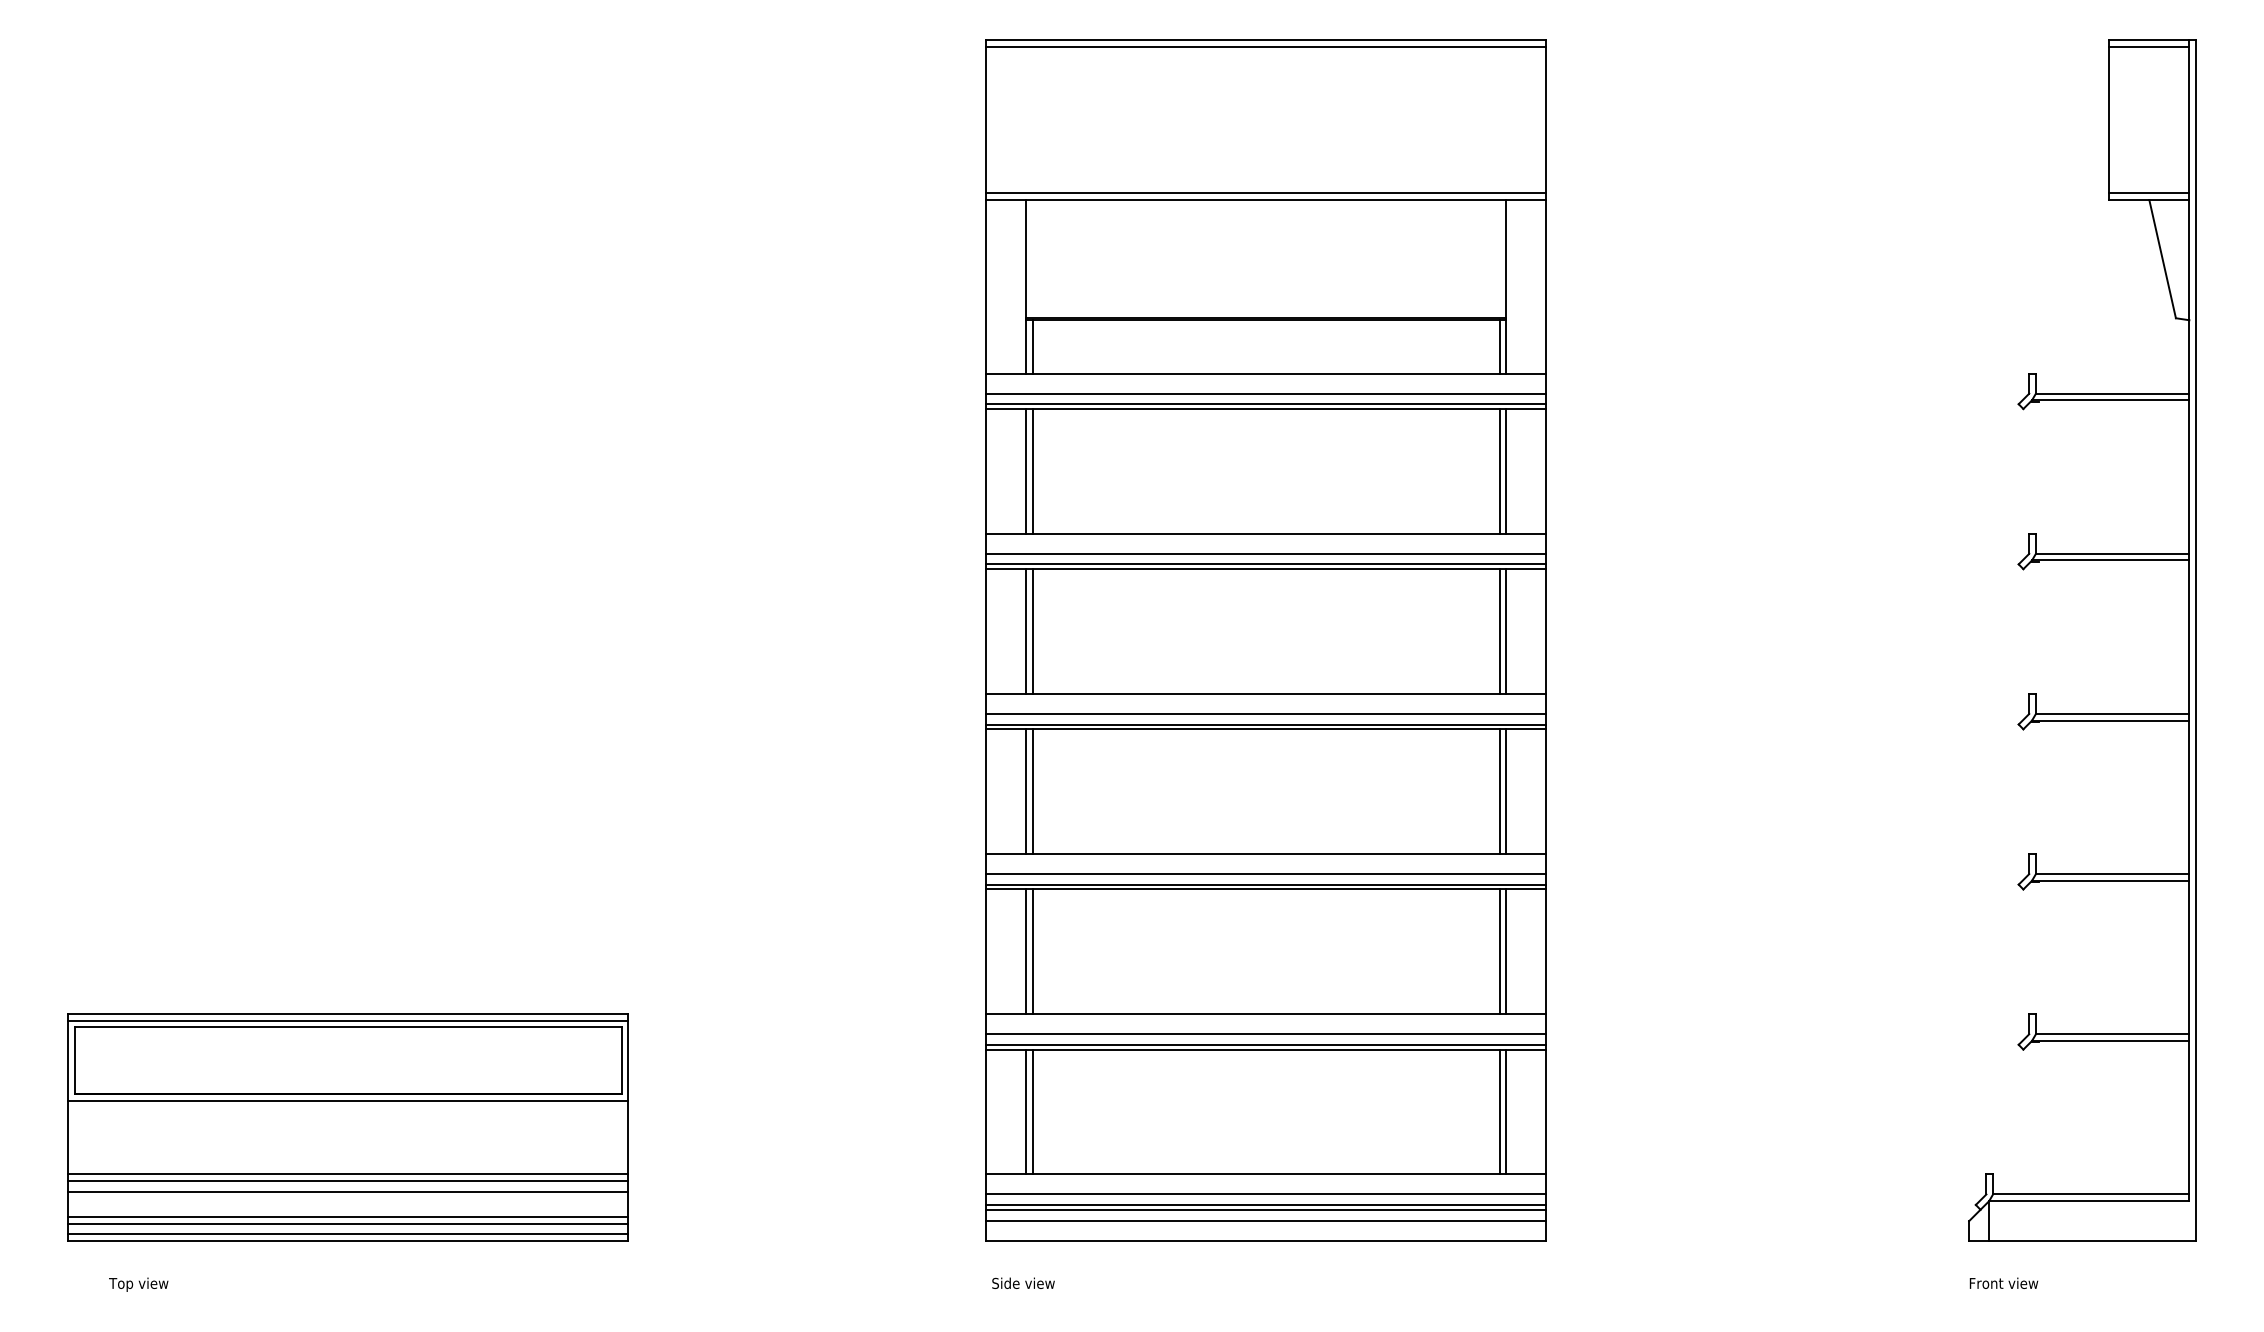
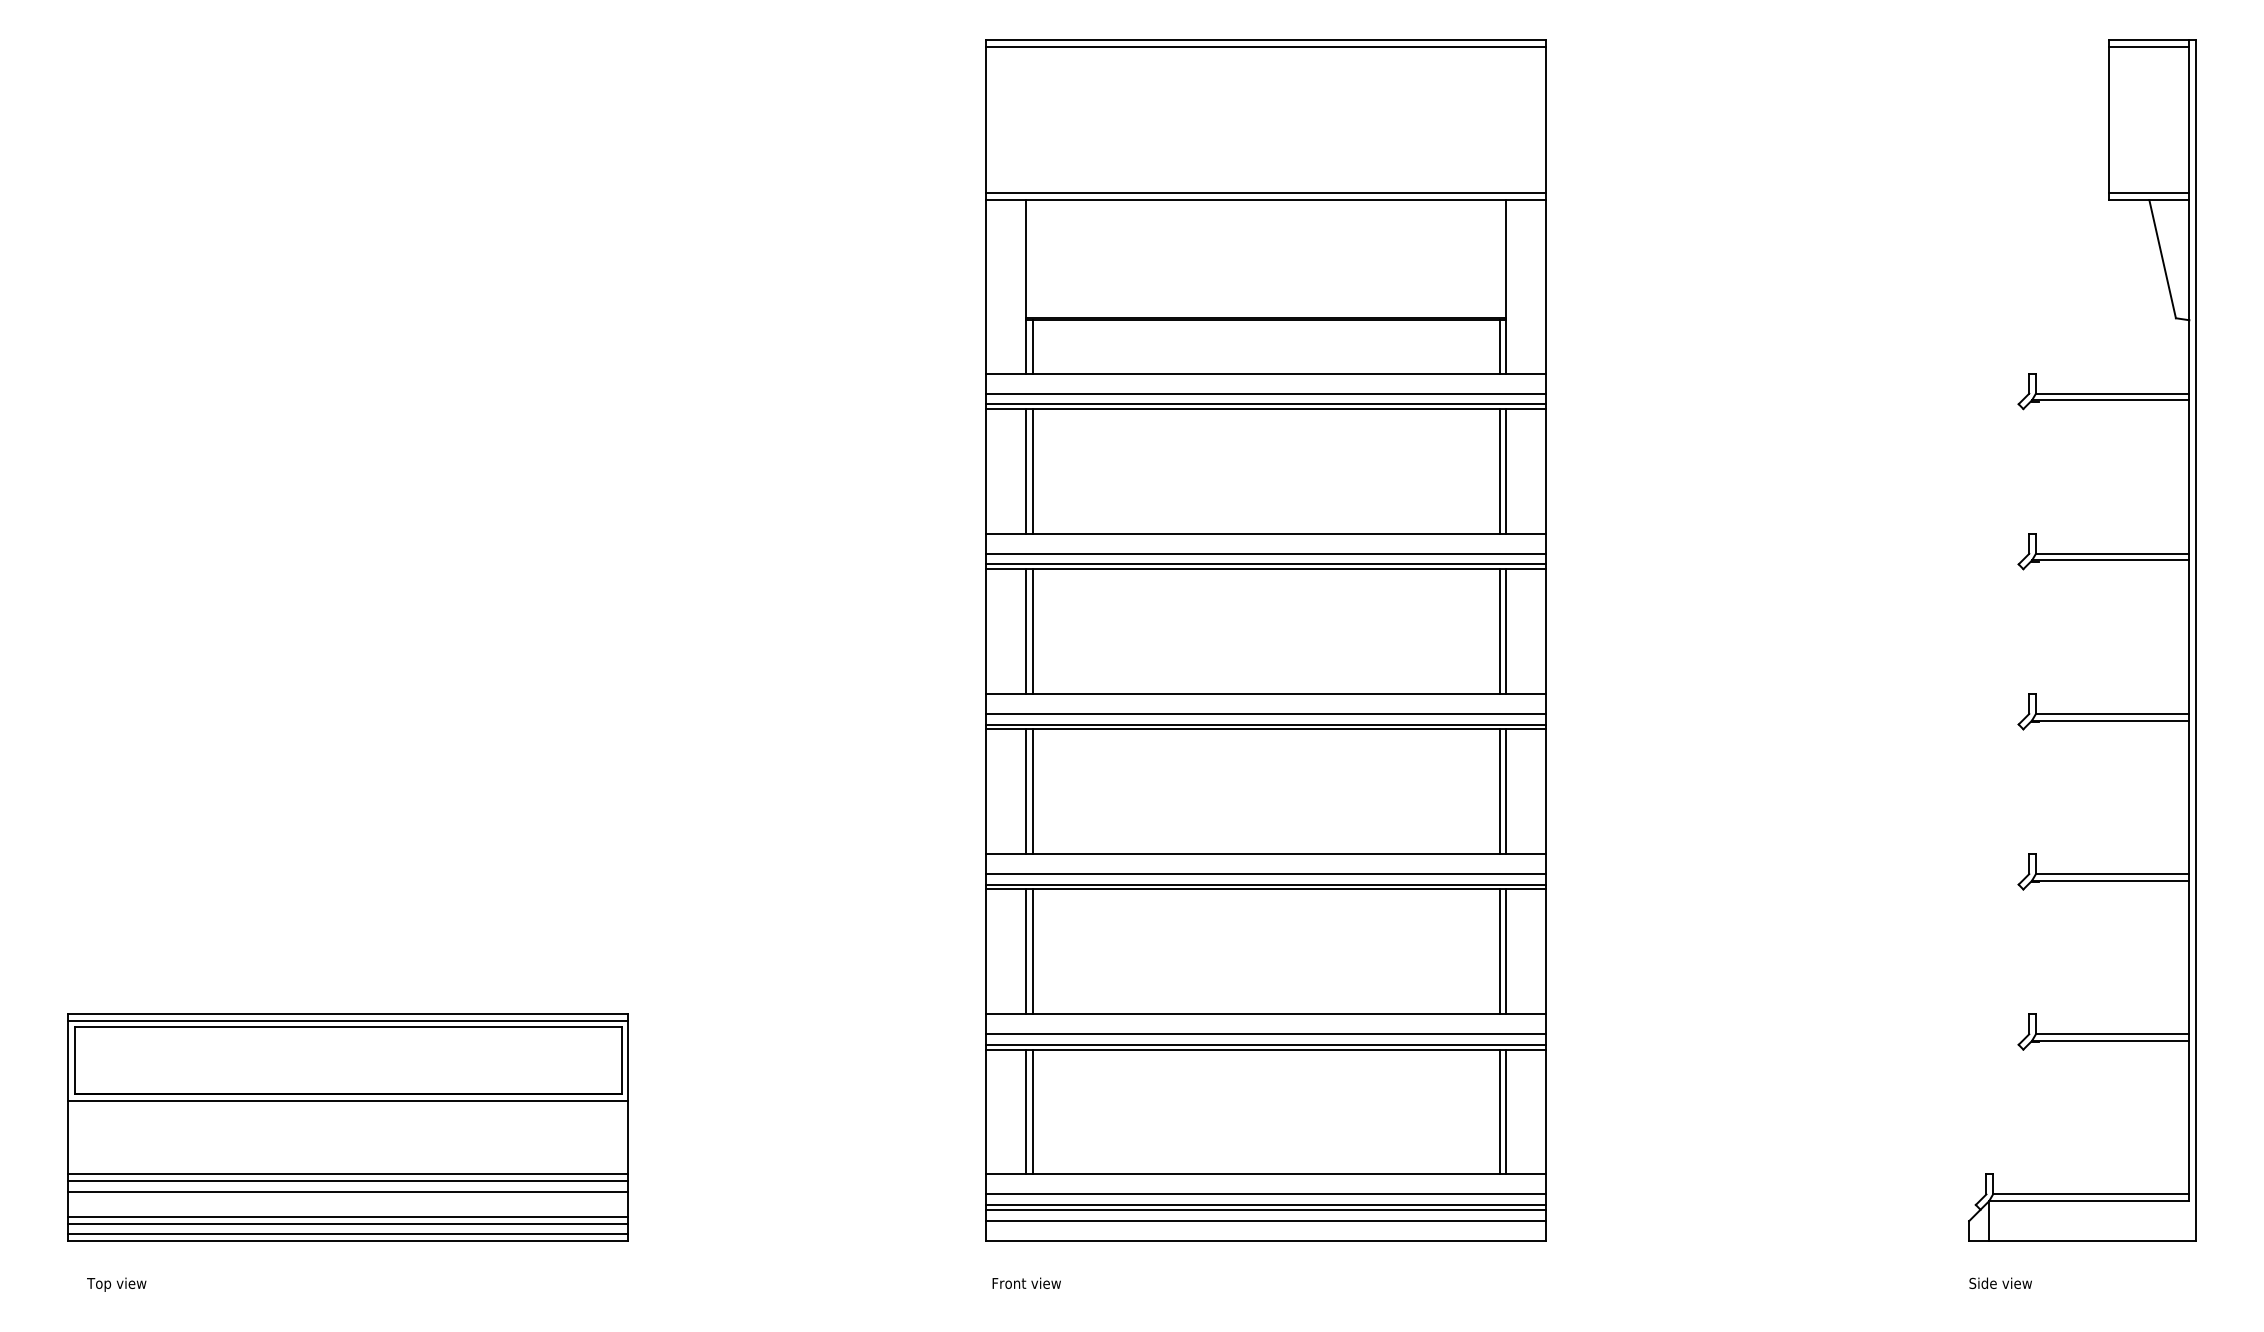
text: Side view -> Front view (1026, 1283)
text: Front view -> Side view (2003, 1283)
text position: (138, 1284) -> (116, 1284) (116, 1284)
